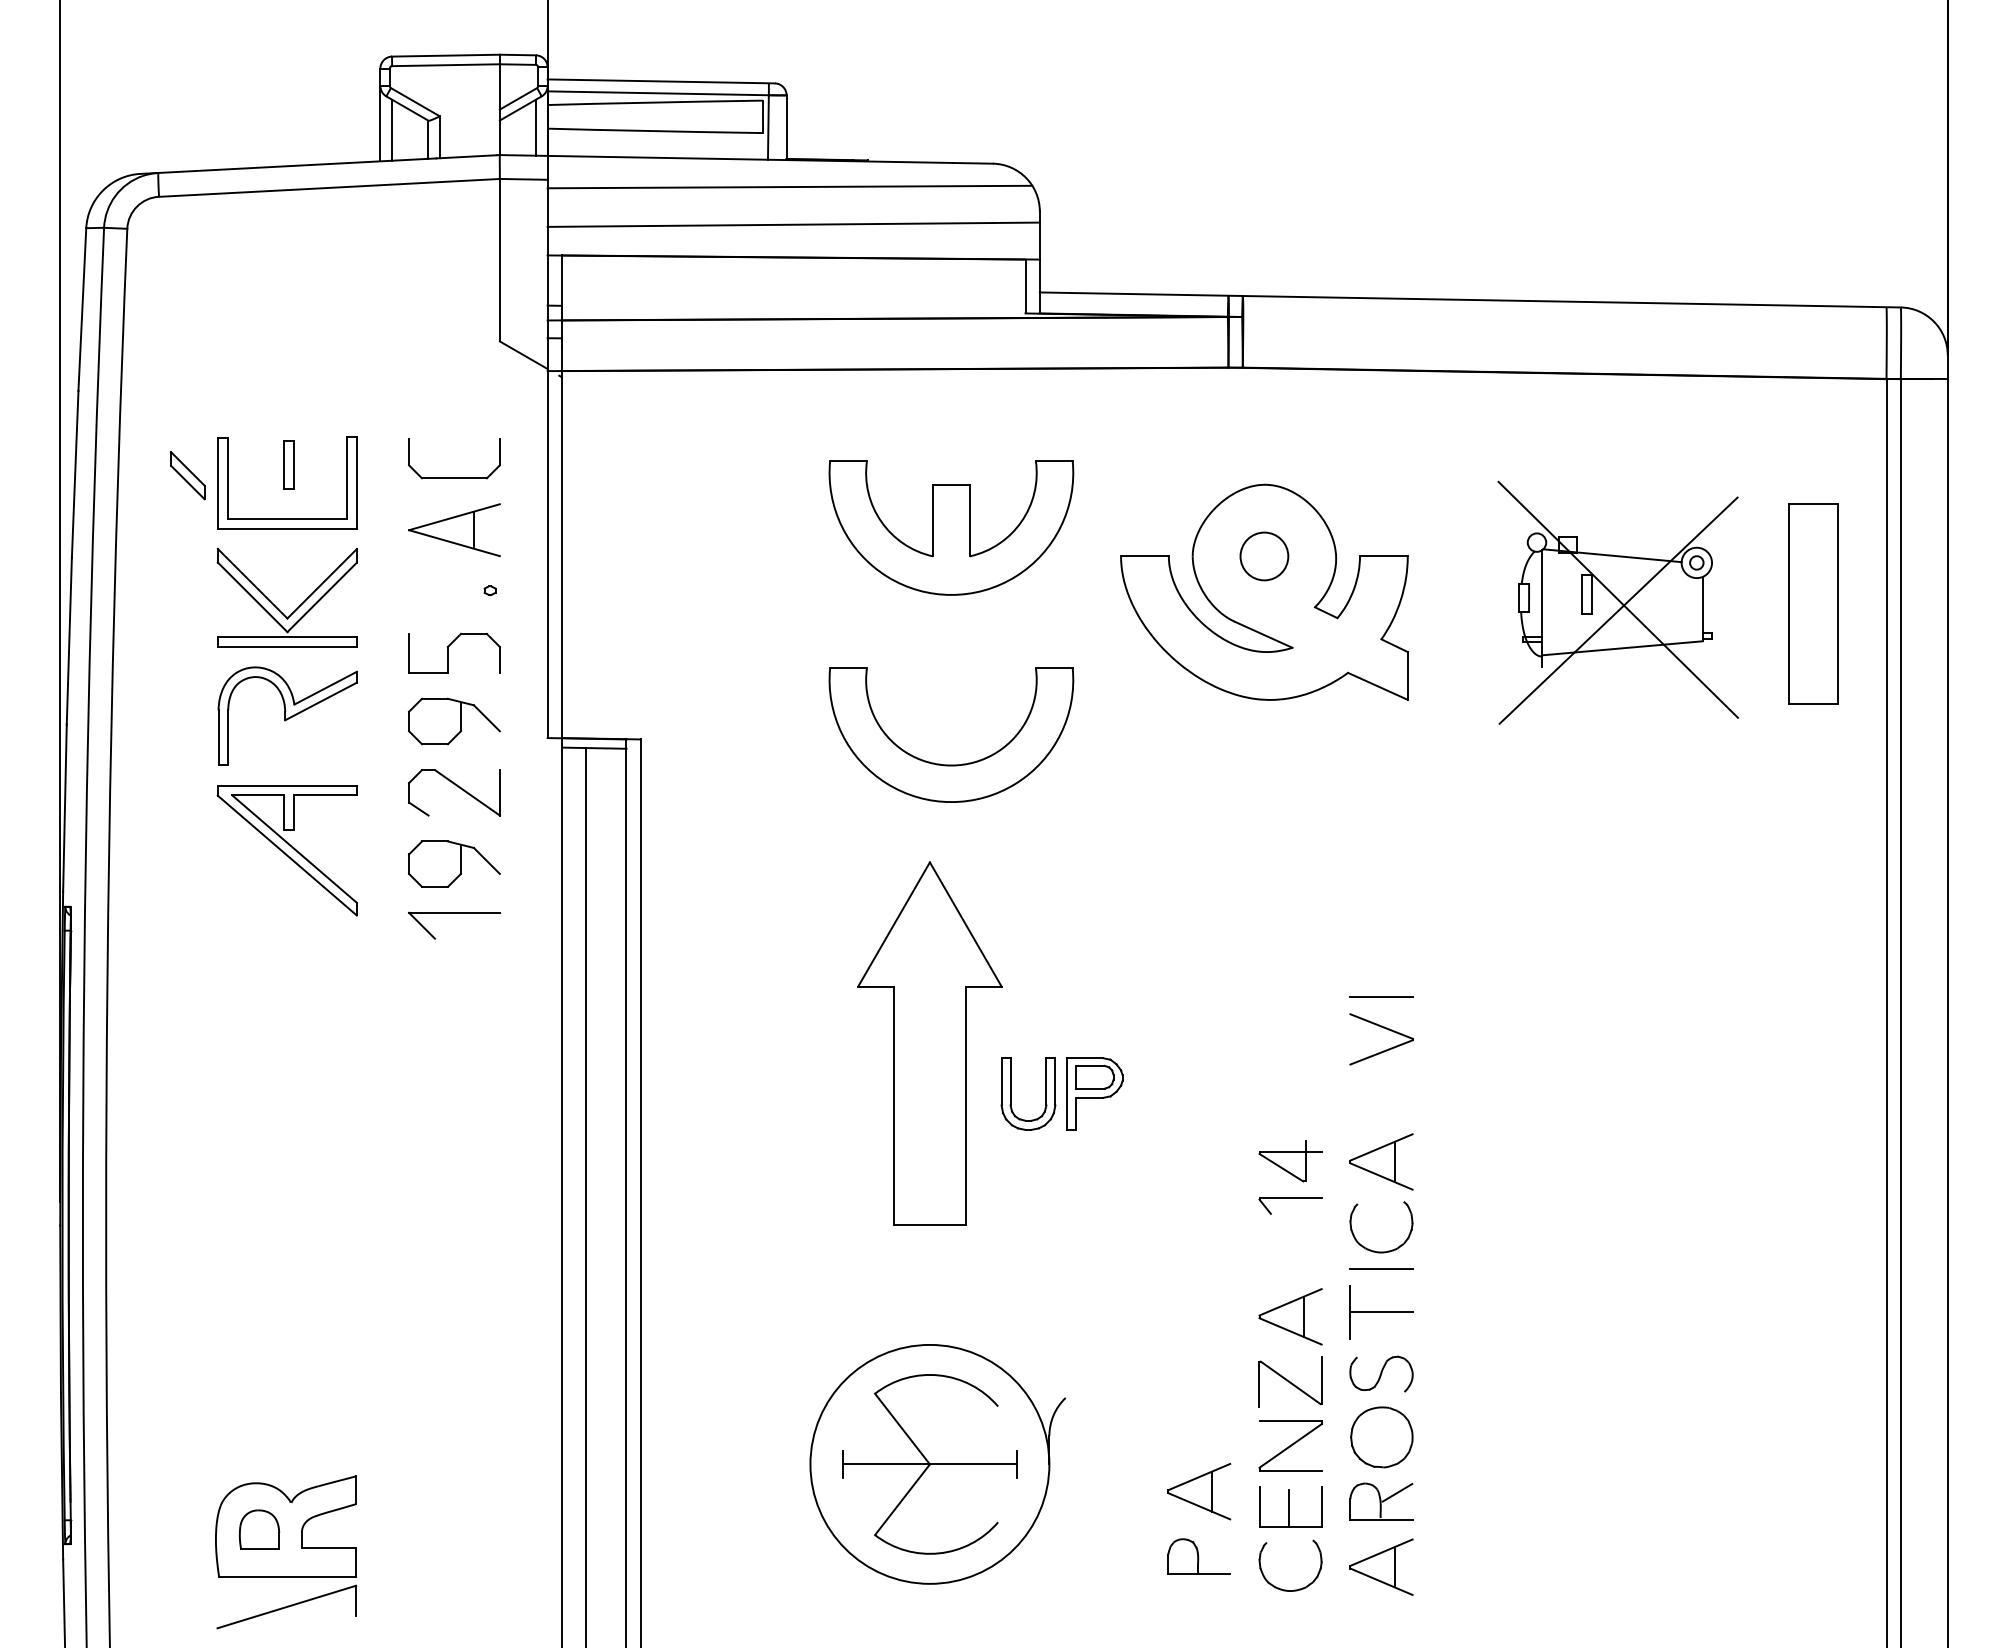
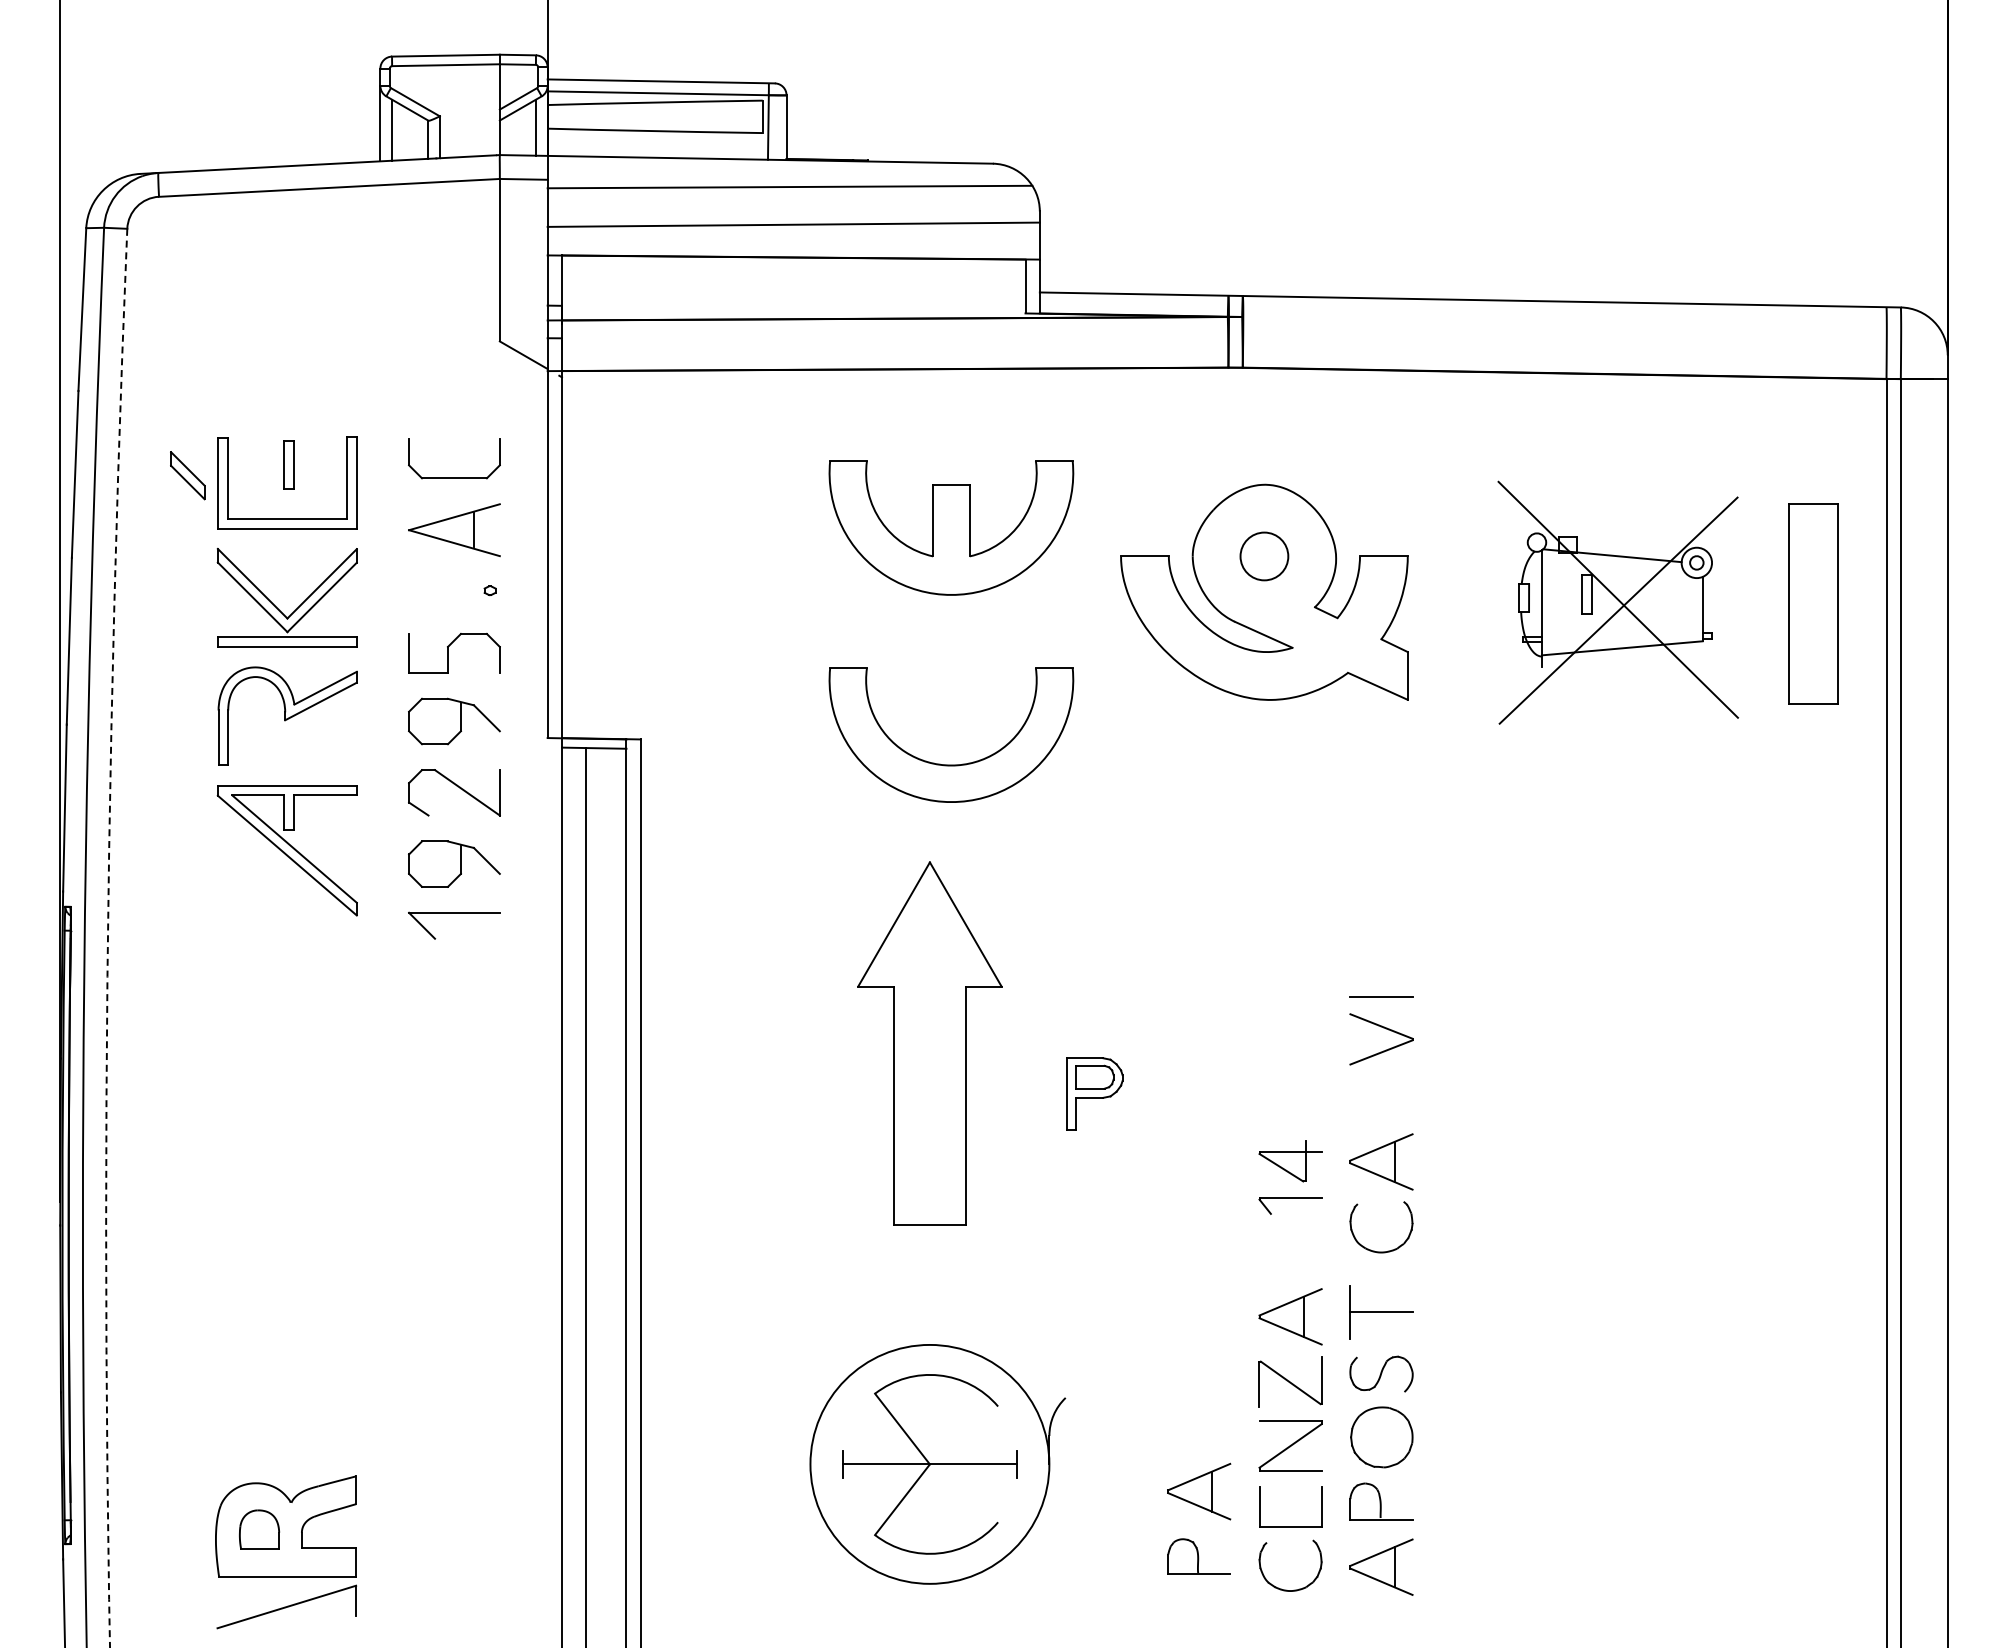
arc: solid -> dashed (107, 938)
part: present -> none (1011, 1093)
line: present -> none (1381, 1269)
line: present -> none (1397, 1492)
line: present -> none (1289, 1508)
